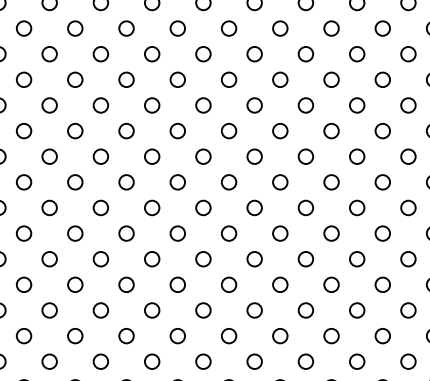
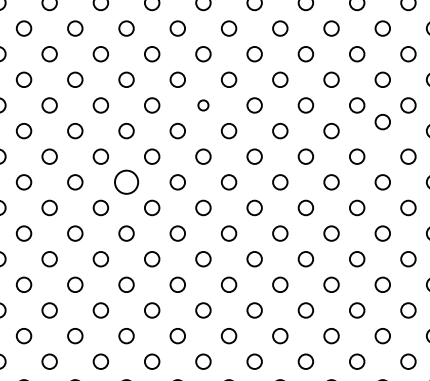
circle size: 17x17 px -> 13x13 px (203, 105)
circle position: (382, 131) -> (382, 122) (382, 122)
circle size: 17x17 px -> 26x26 px (126, 181)
